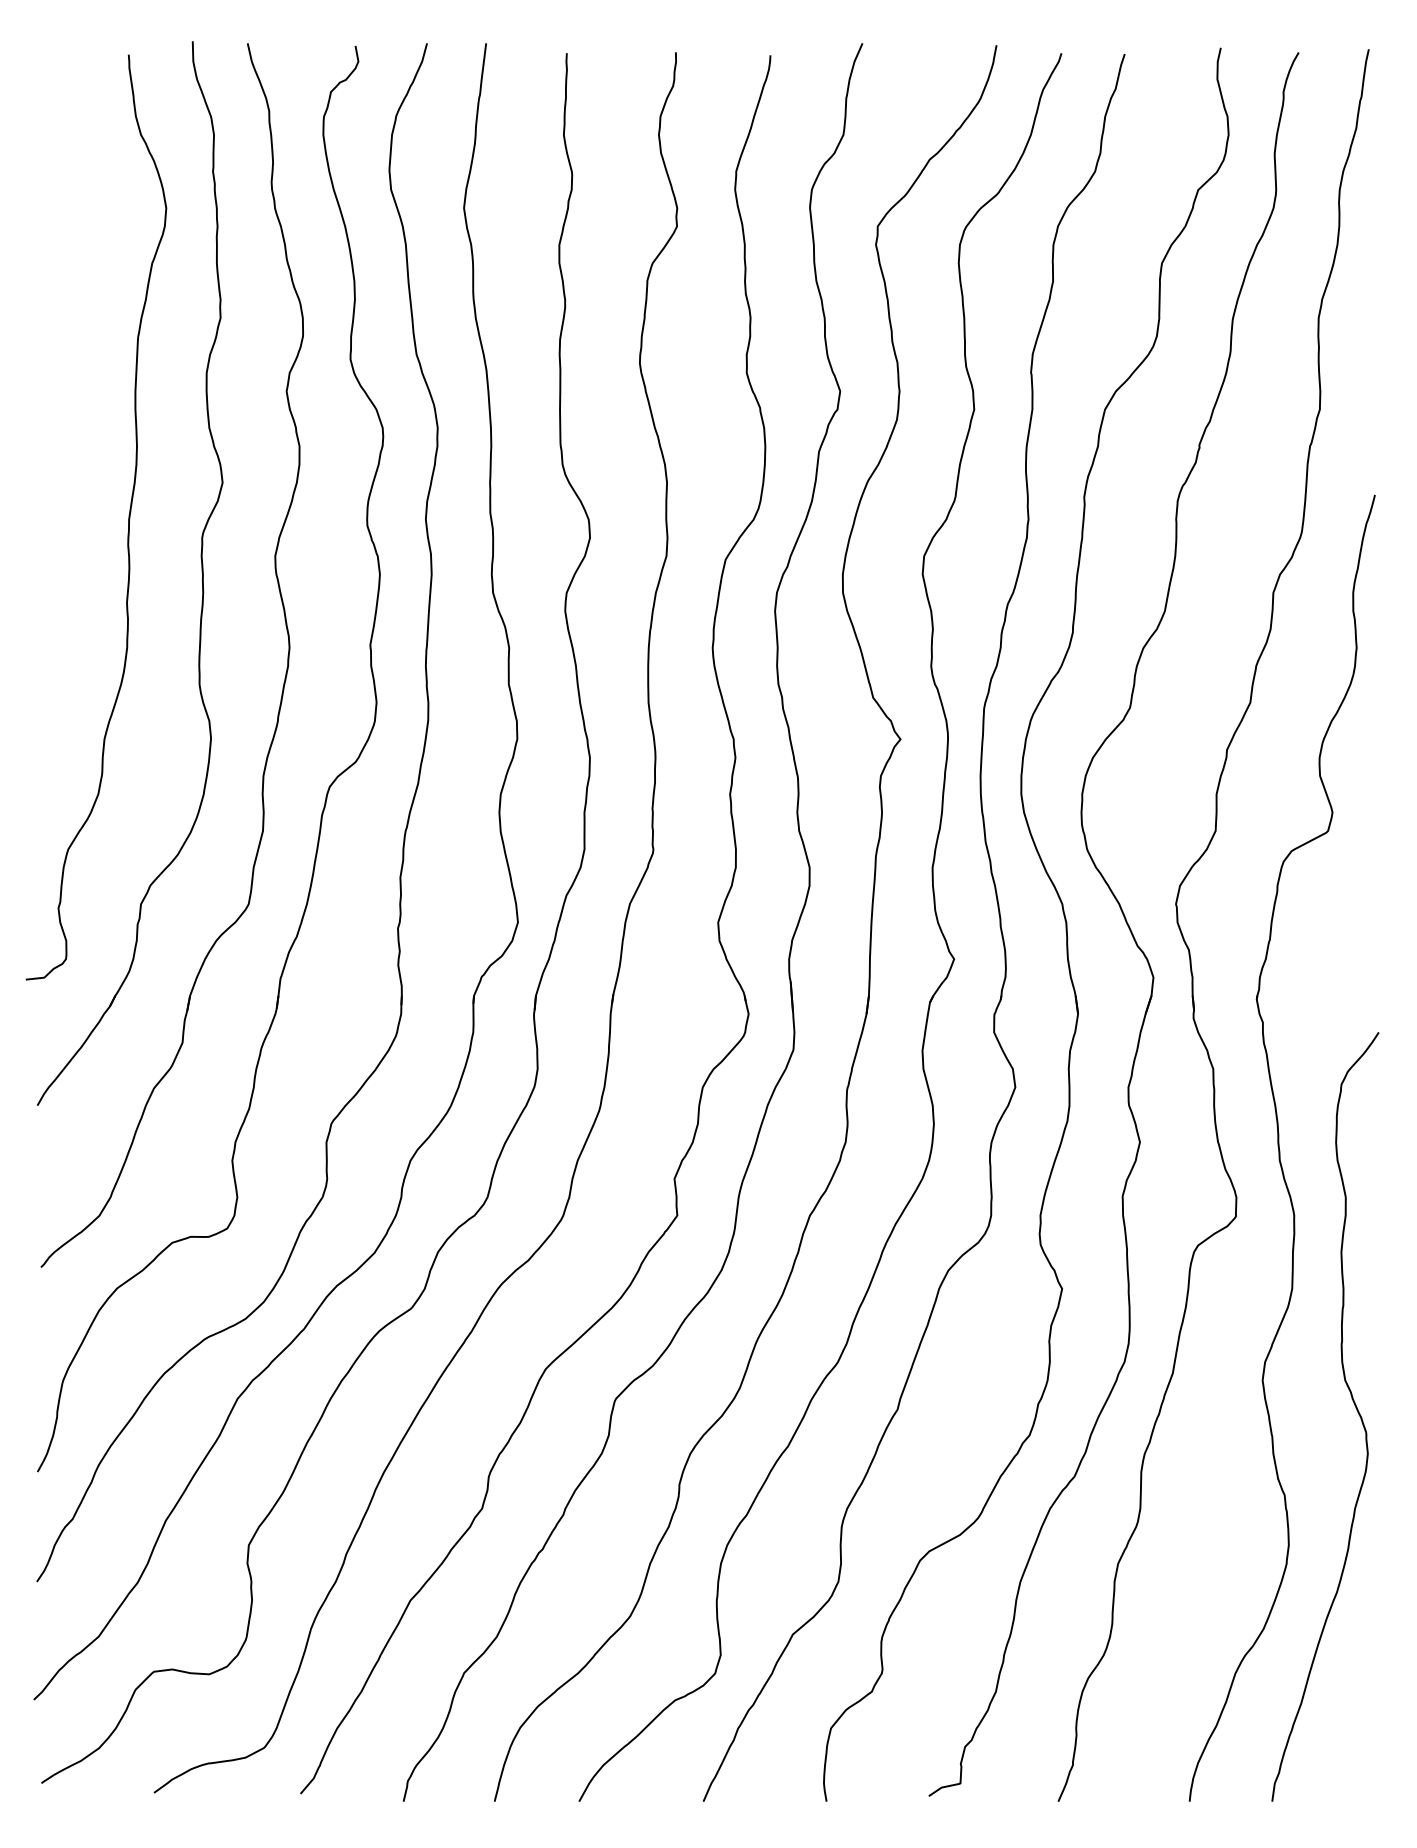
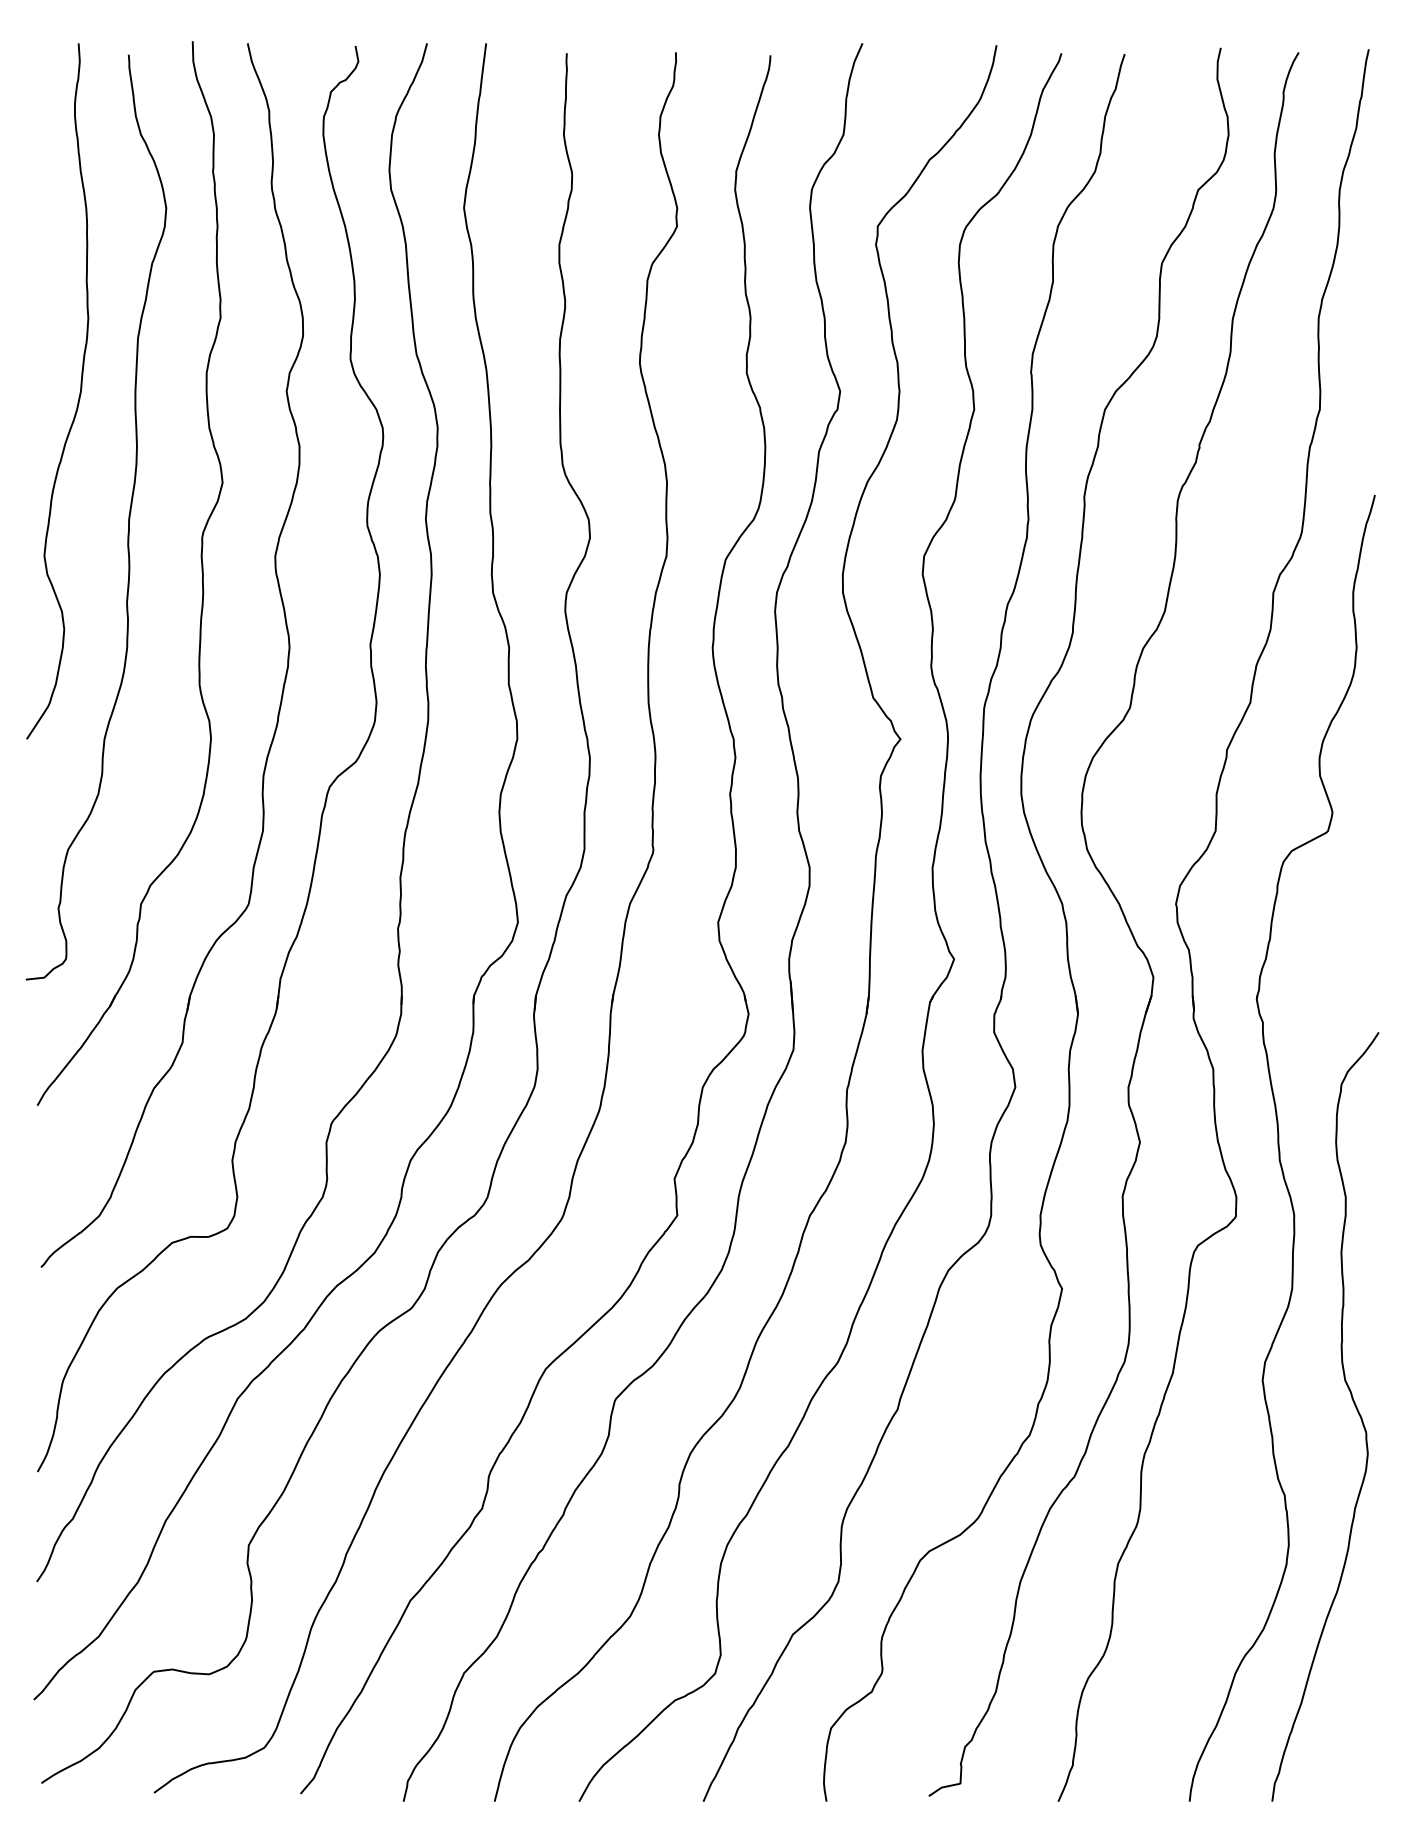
curve: none -> present (78, 397)
